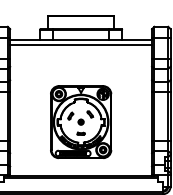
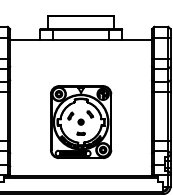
line: present -> none (81, 45)
